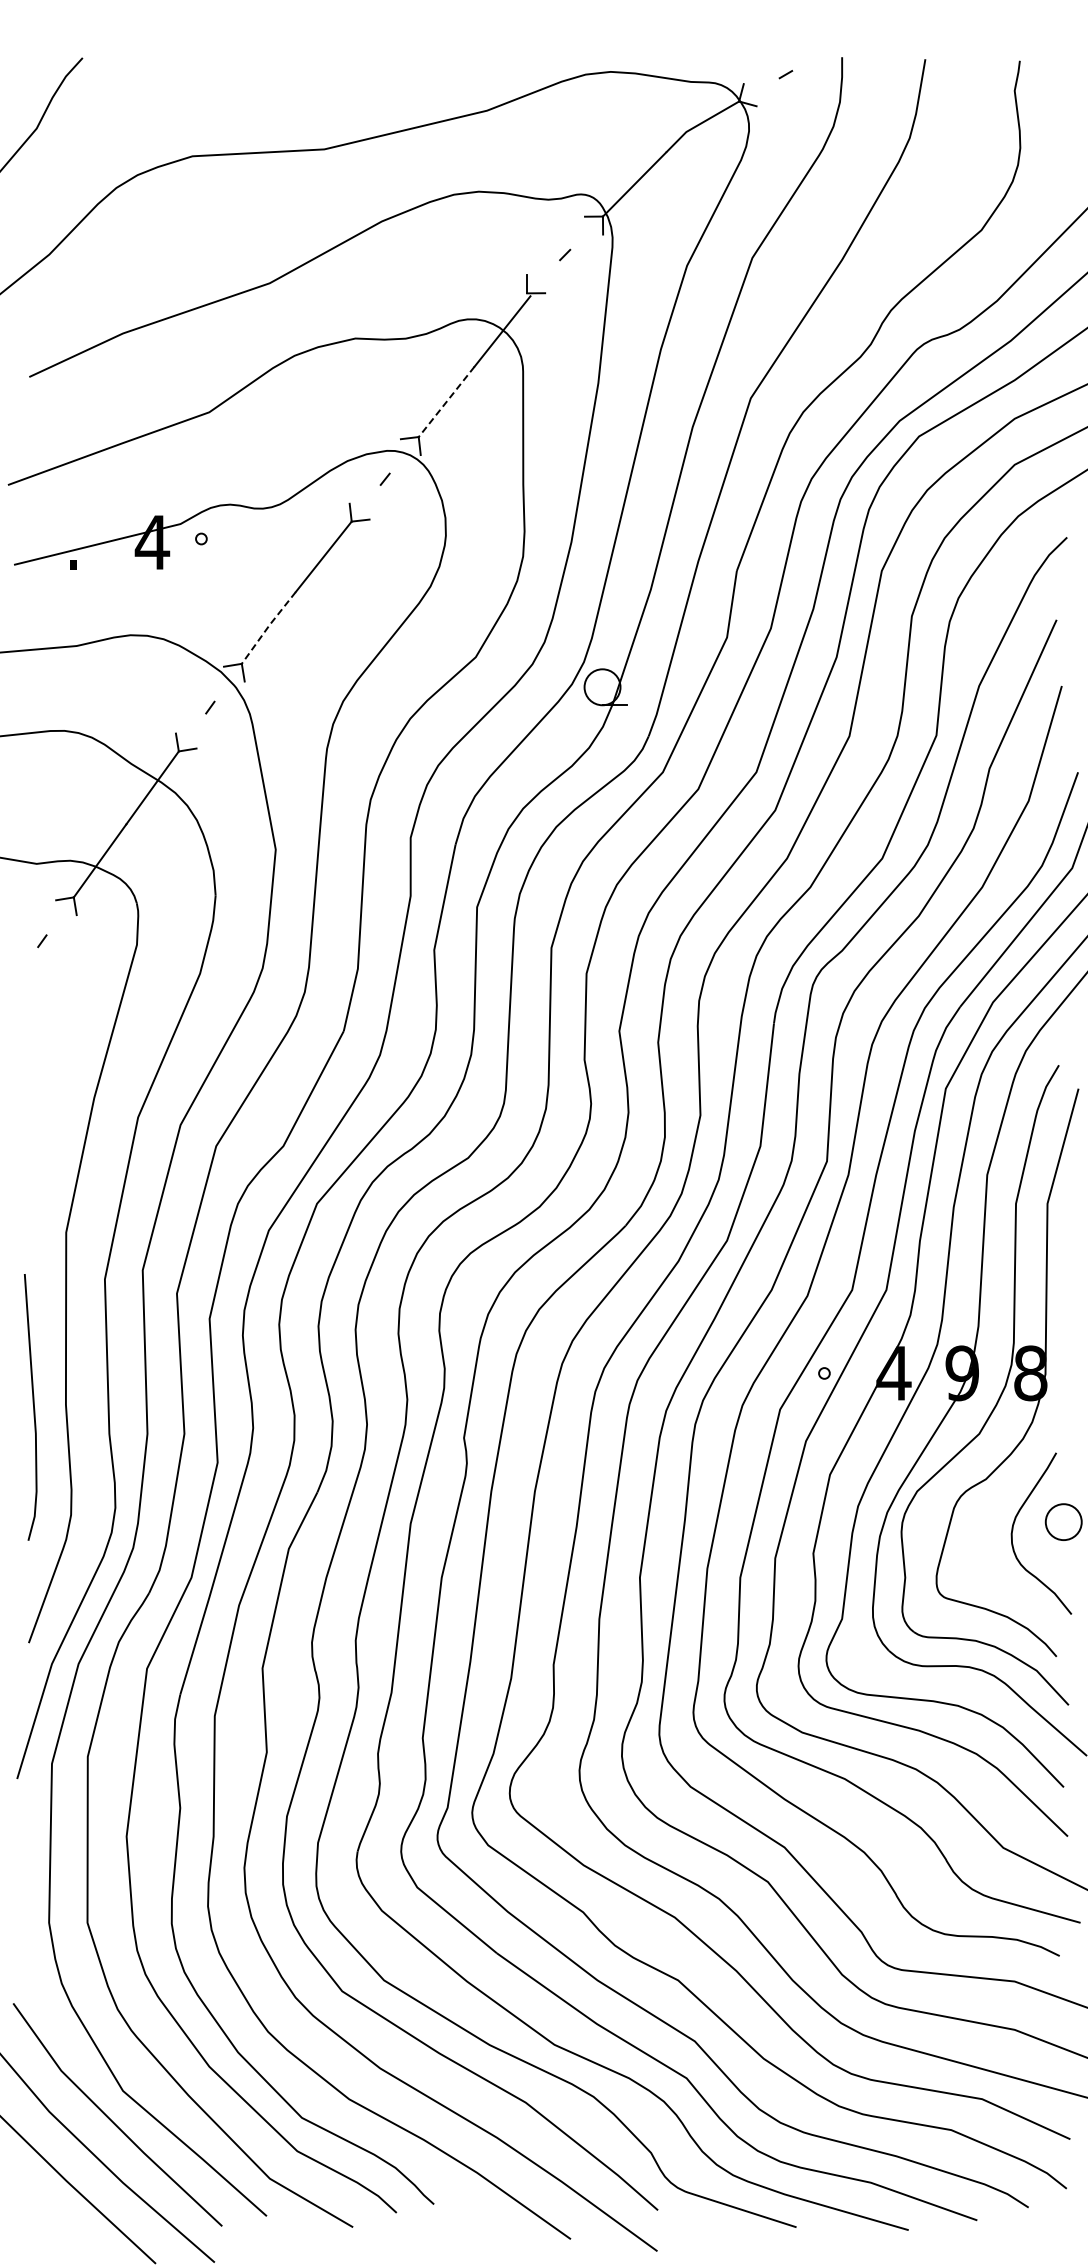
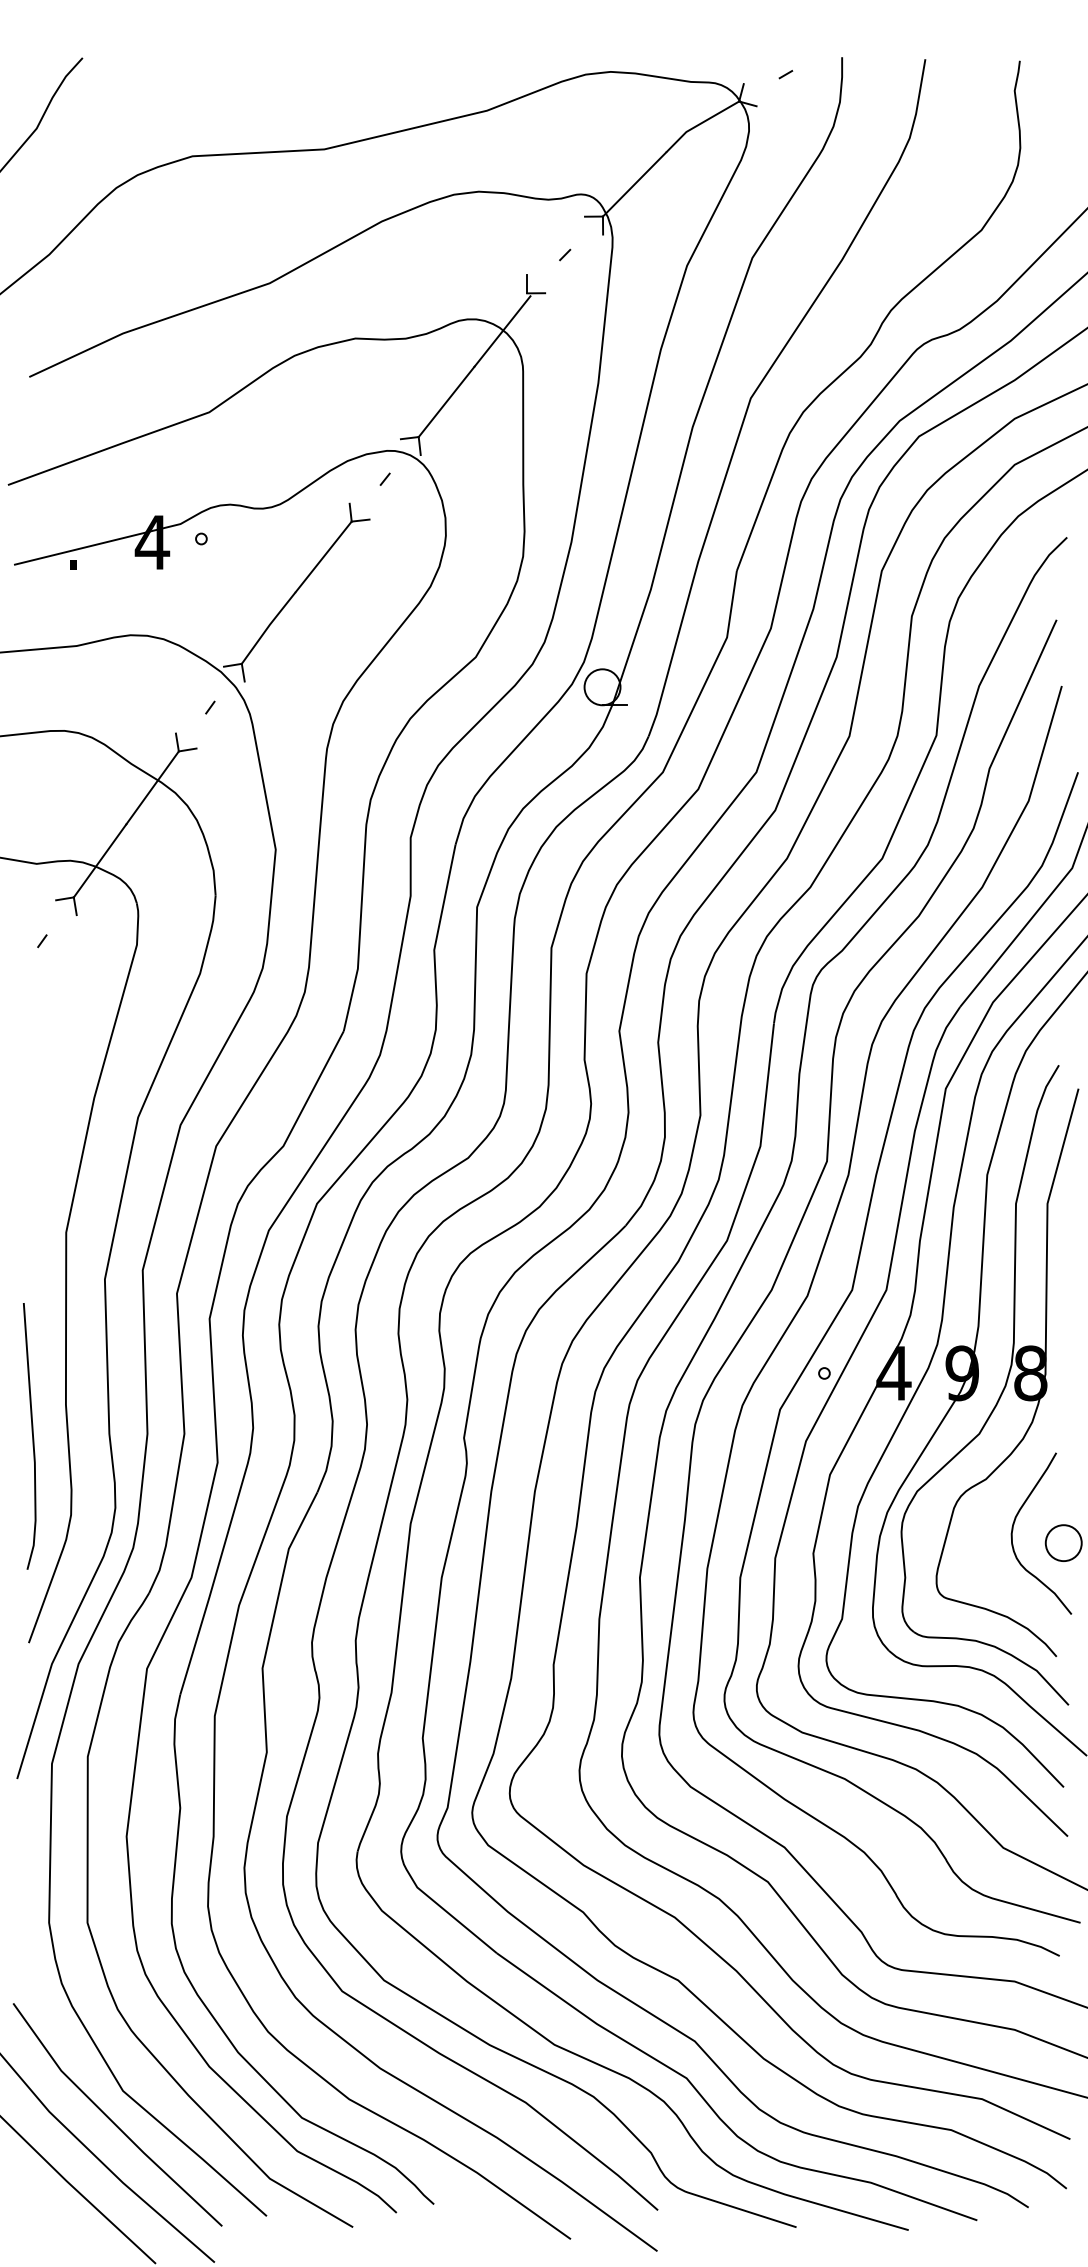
line: dashed -> solid (446, 401)
line: dashed -> solid (268, 626)
line position: (33, 1407) -> (32, 1436) (32, 1436)
circle position: (1063, 1521) -> (1063, 1542) (1063, 1542)
